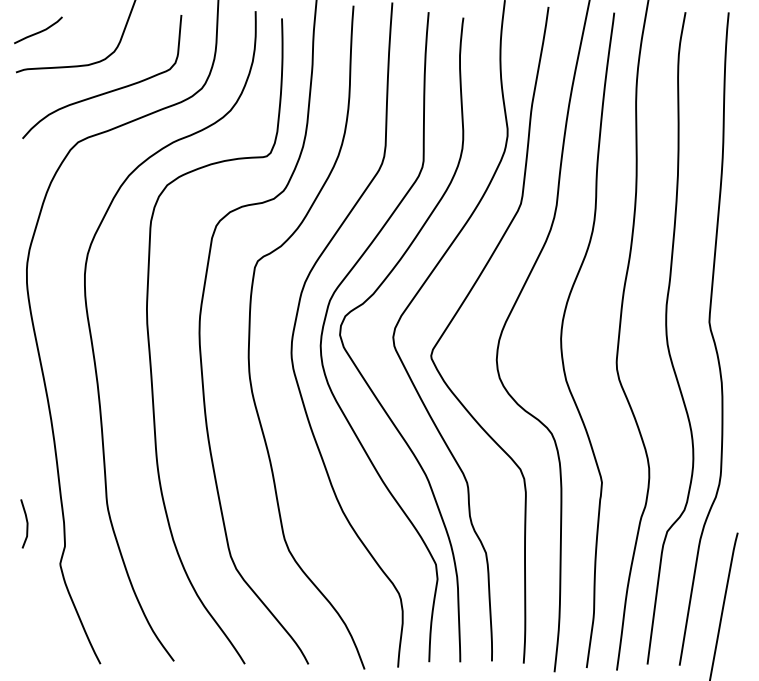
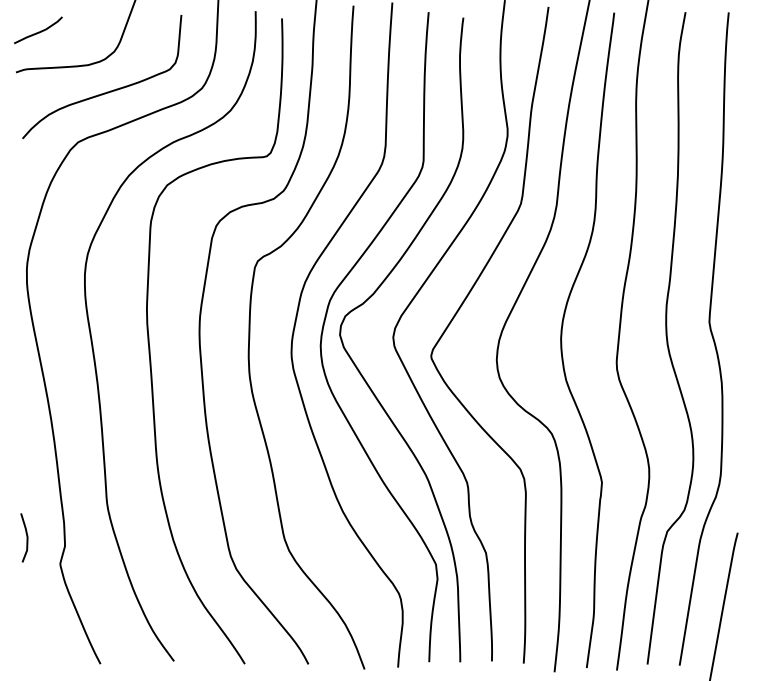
line position: (26, 523) -> (26, 537) (26, 537)
